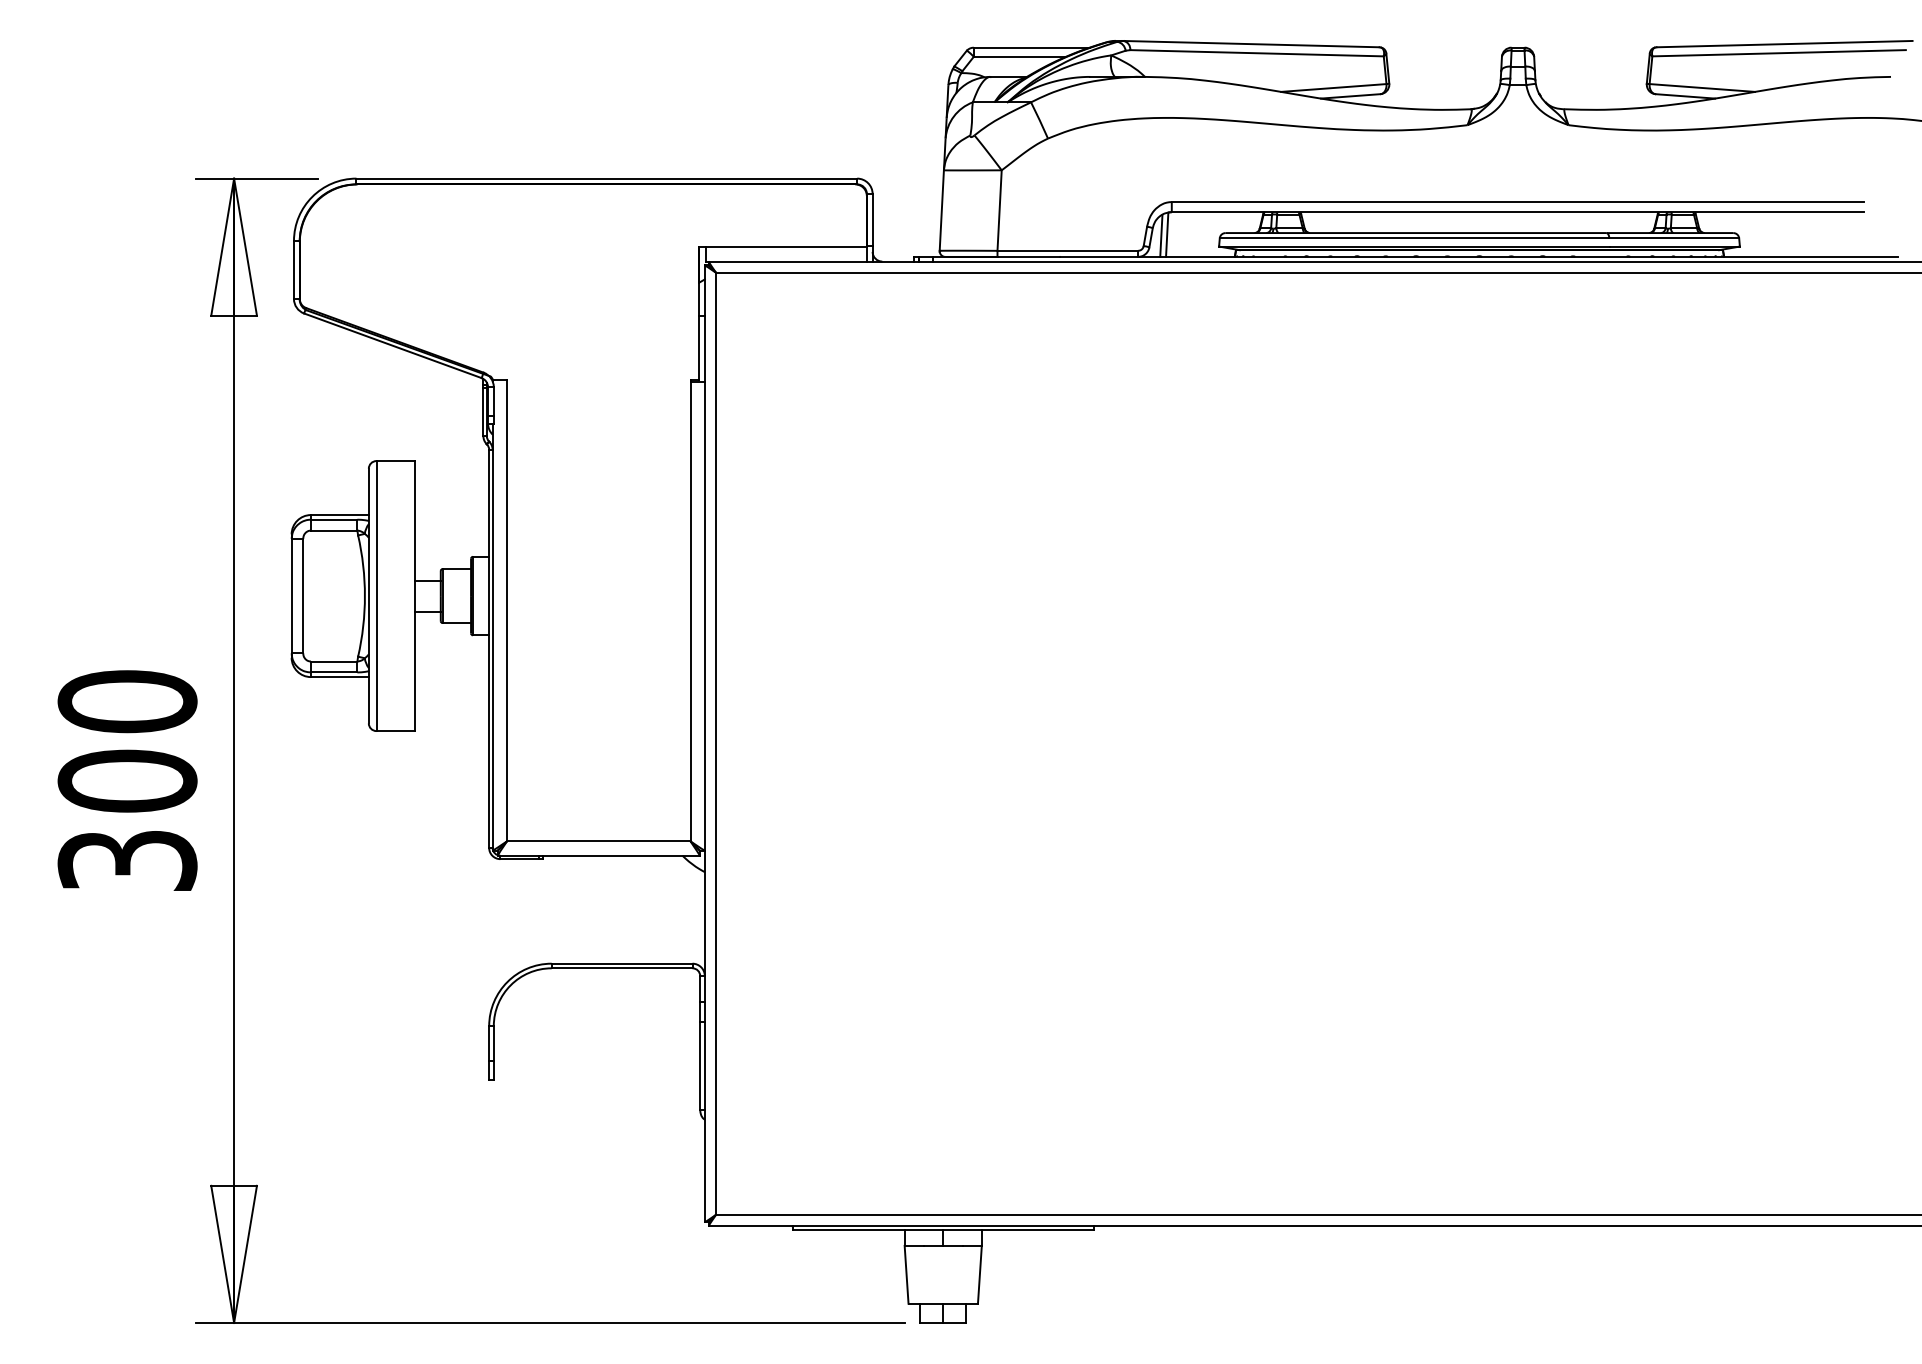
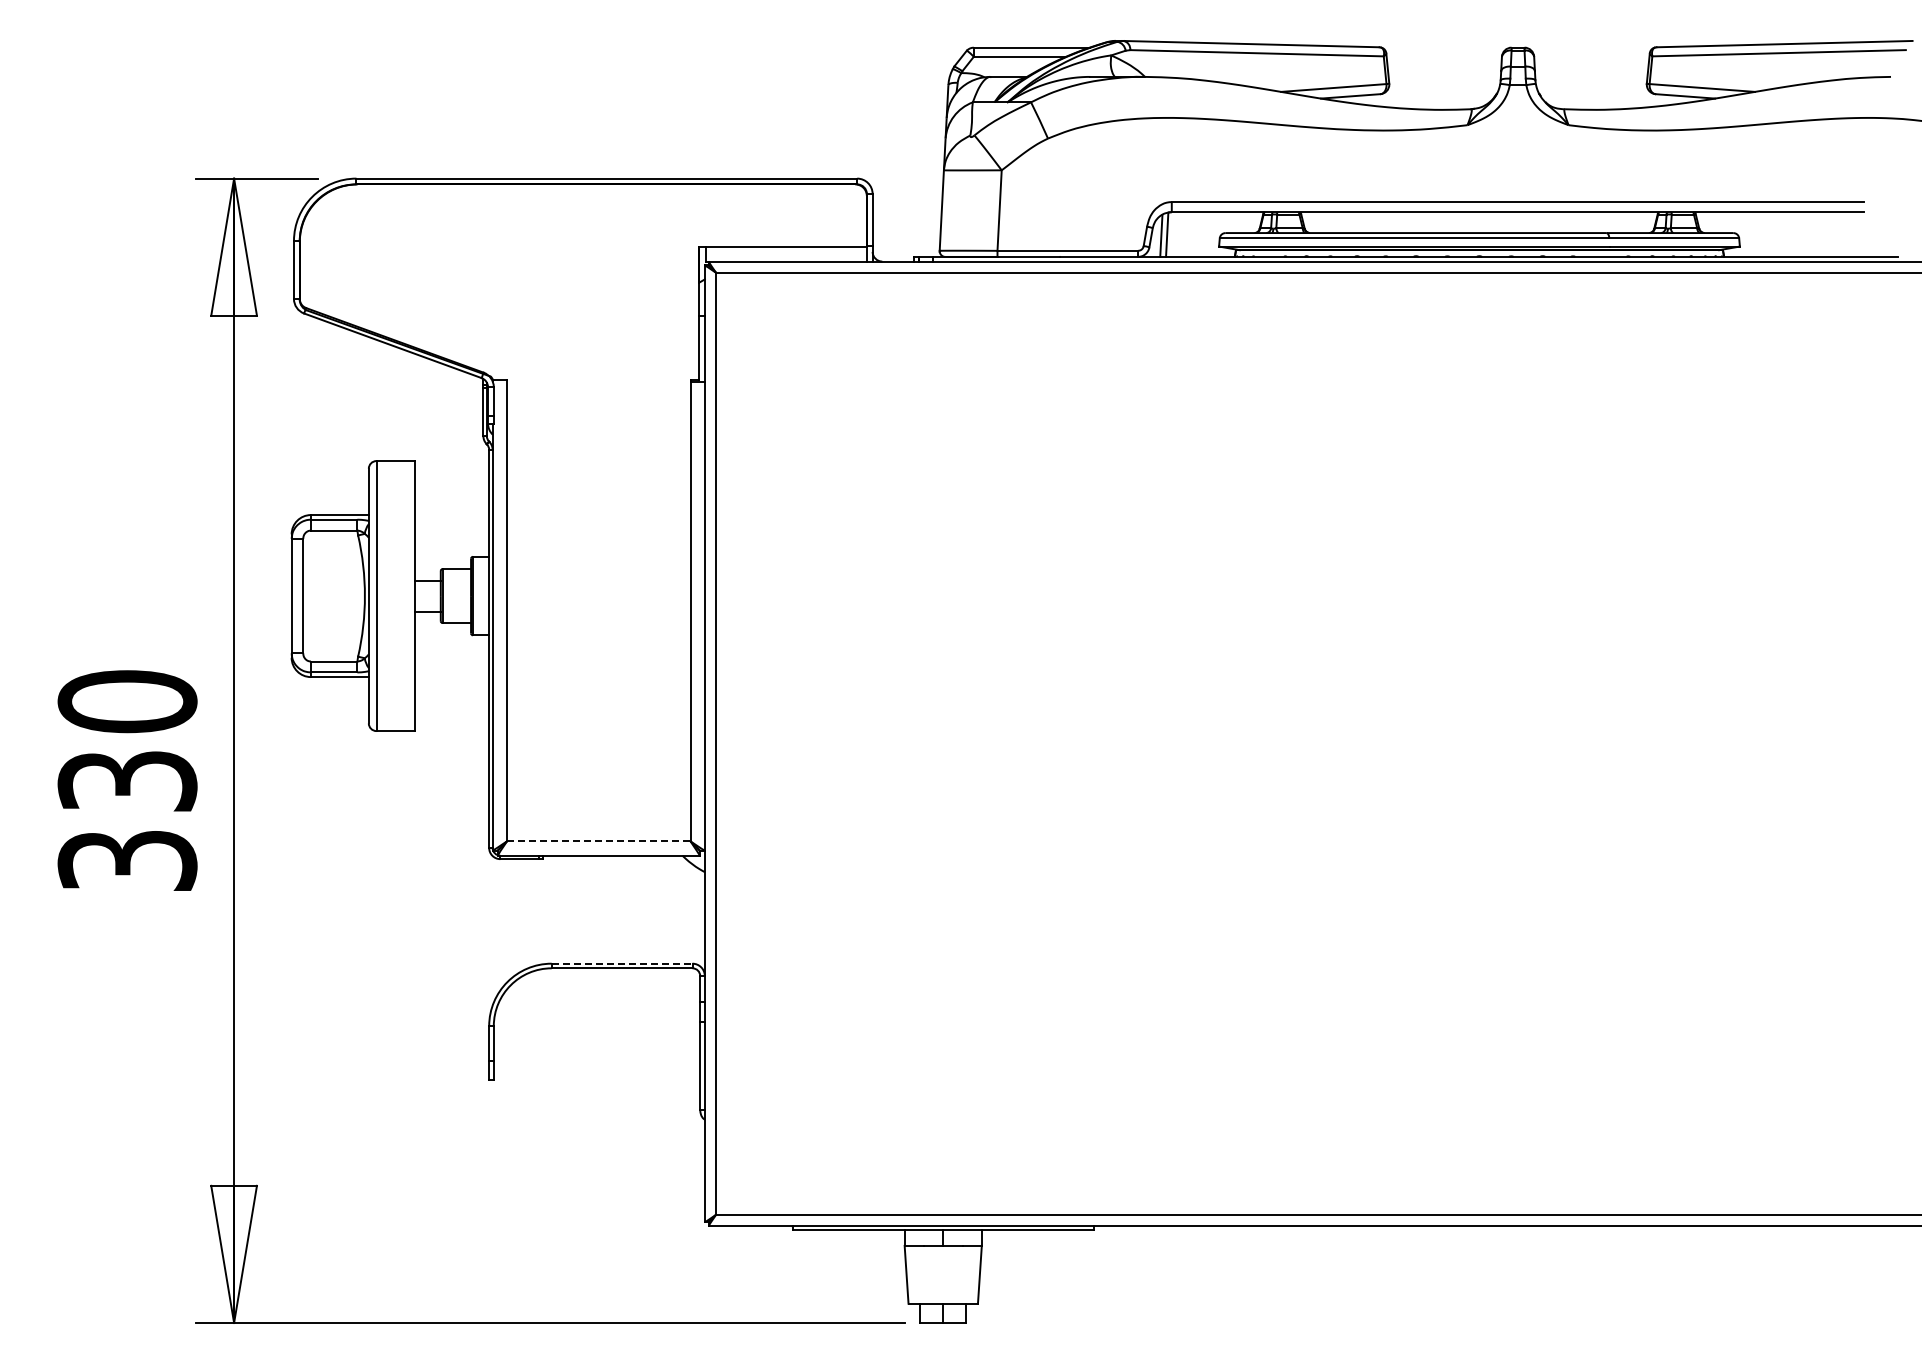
text: 300 -> 330 (127, 780)
line: solid -> dashed (598, 841)
line: solid -> dashed (622, 963)
